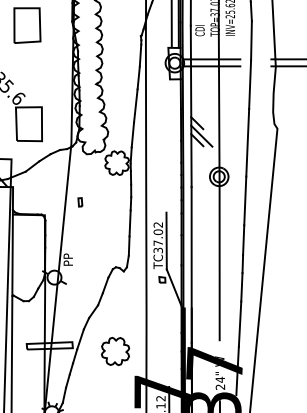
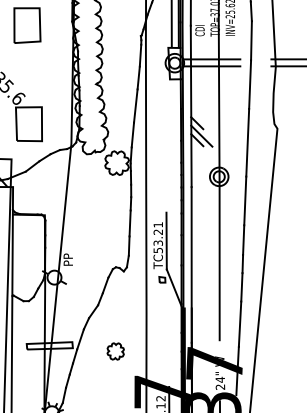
part: present -> none (80, 202)
text: TC37.02 -> TC53.21 (158, 237)
part size: 30x31 px -> 19x19 px (115, 351)
